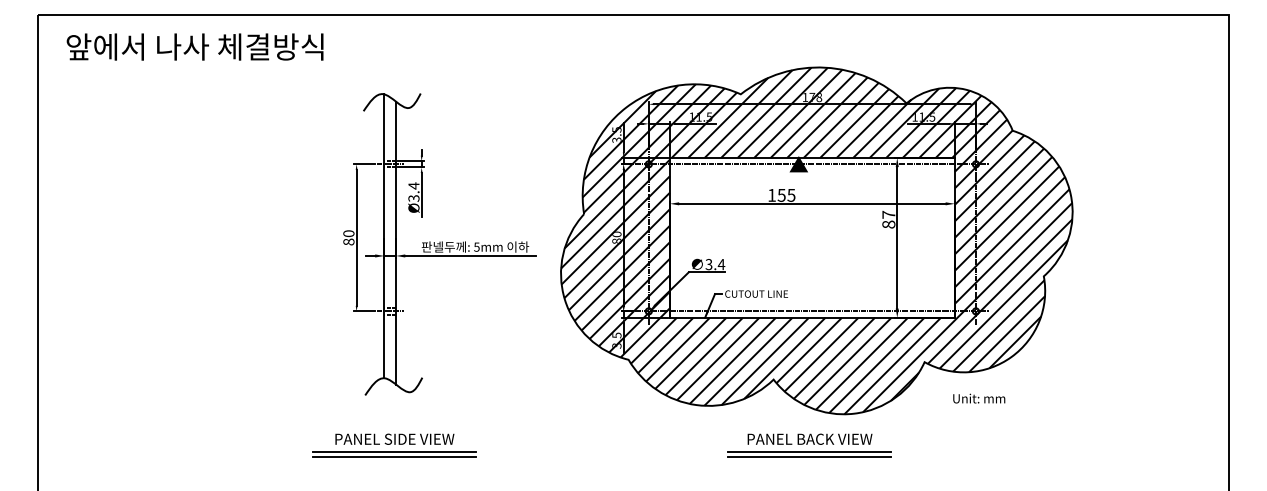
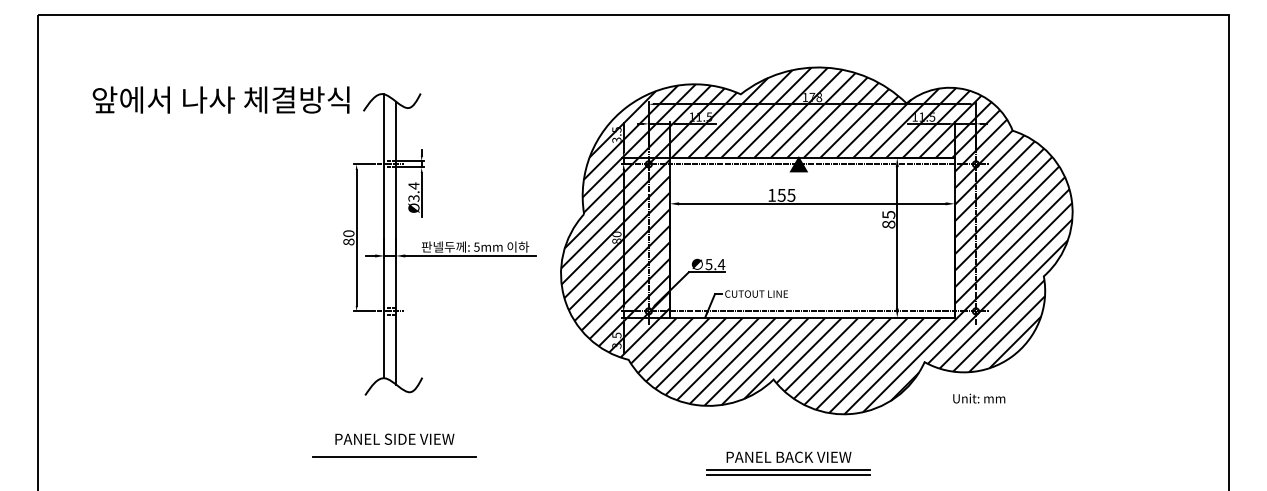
text position: (194, 46) -> (220, 99) (220, 99)
text: 87 -> 85 (888, 214)
text: 3.4 -> 5.4 (709, 264)
part position: (809, 445) -> (788, 463) (788, 463)
line: present -> none (394, 451)
